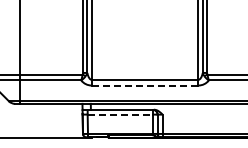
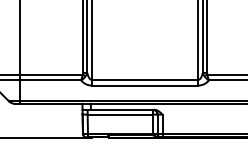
line: dashed -> solid (144, 85)
line: dashed -> solid (120, 114)
